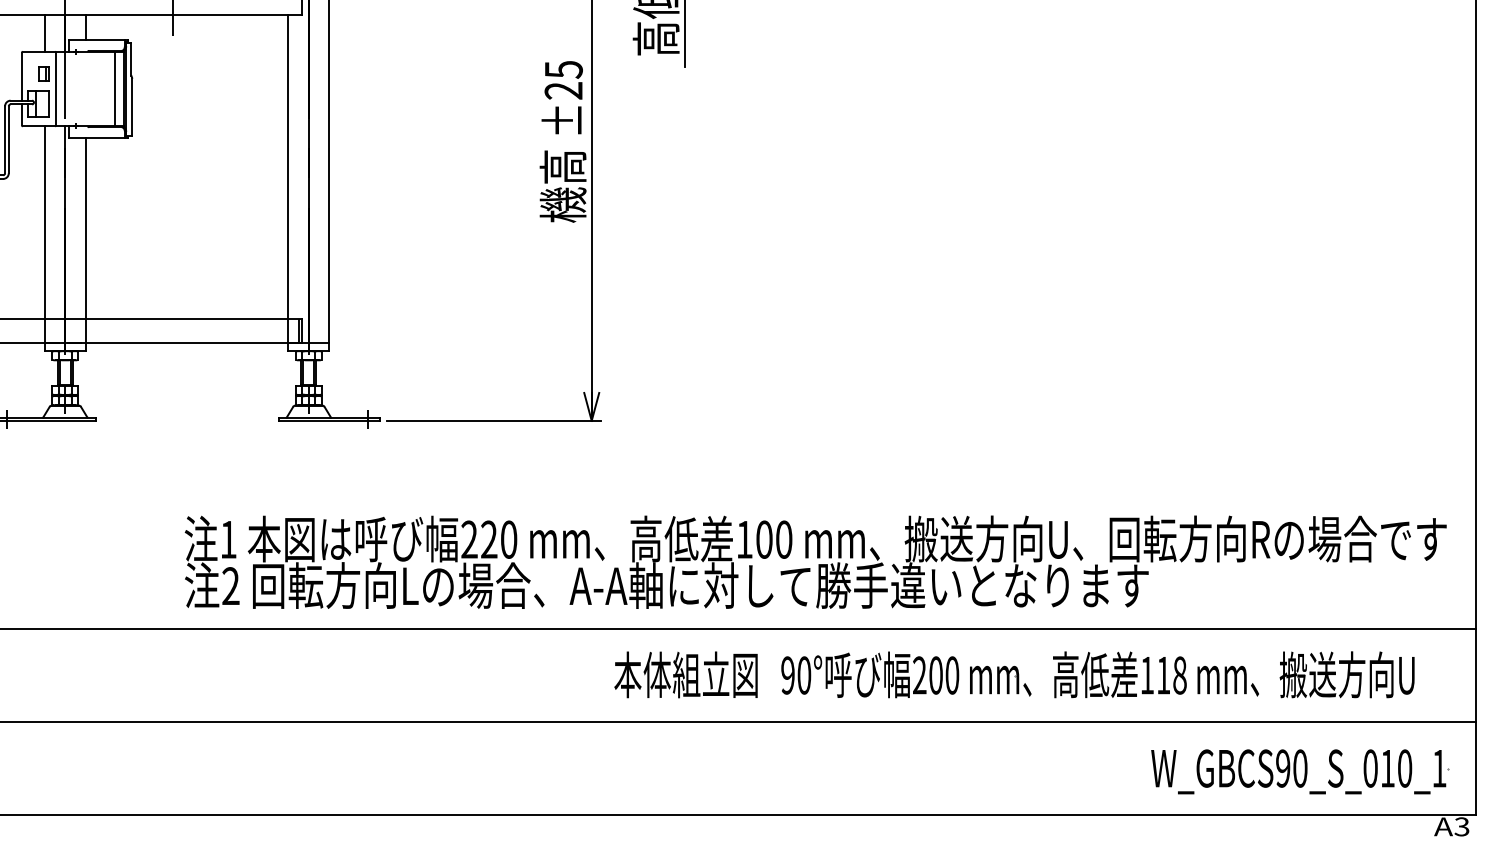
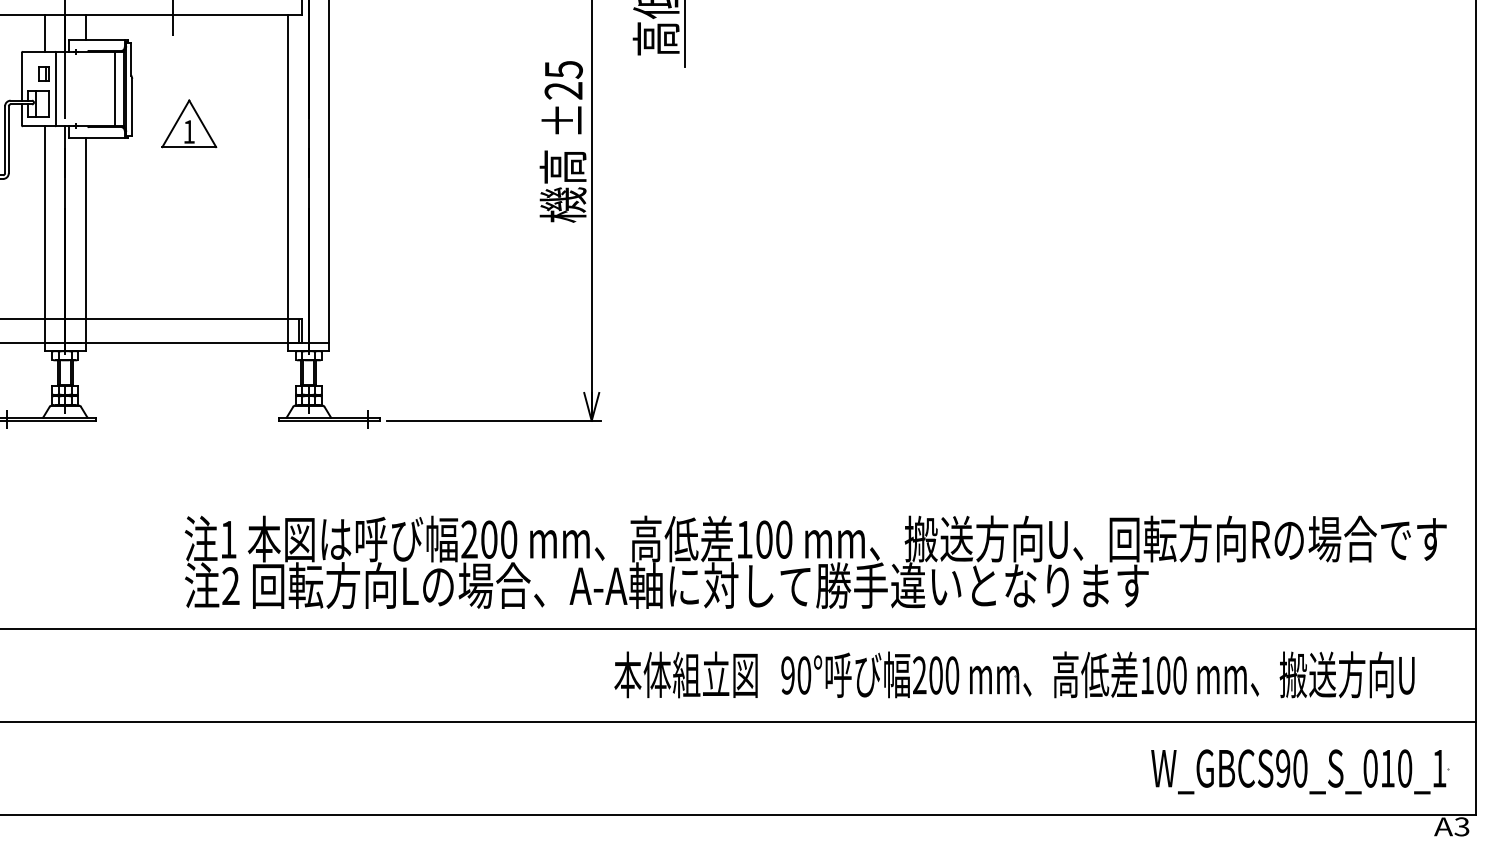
part: none -> present (189, 123)
text: 220 -> 200 (489, 539)
text: 118 -> 100 (1171, 675)
